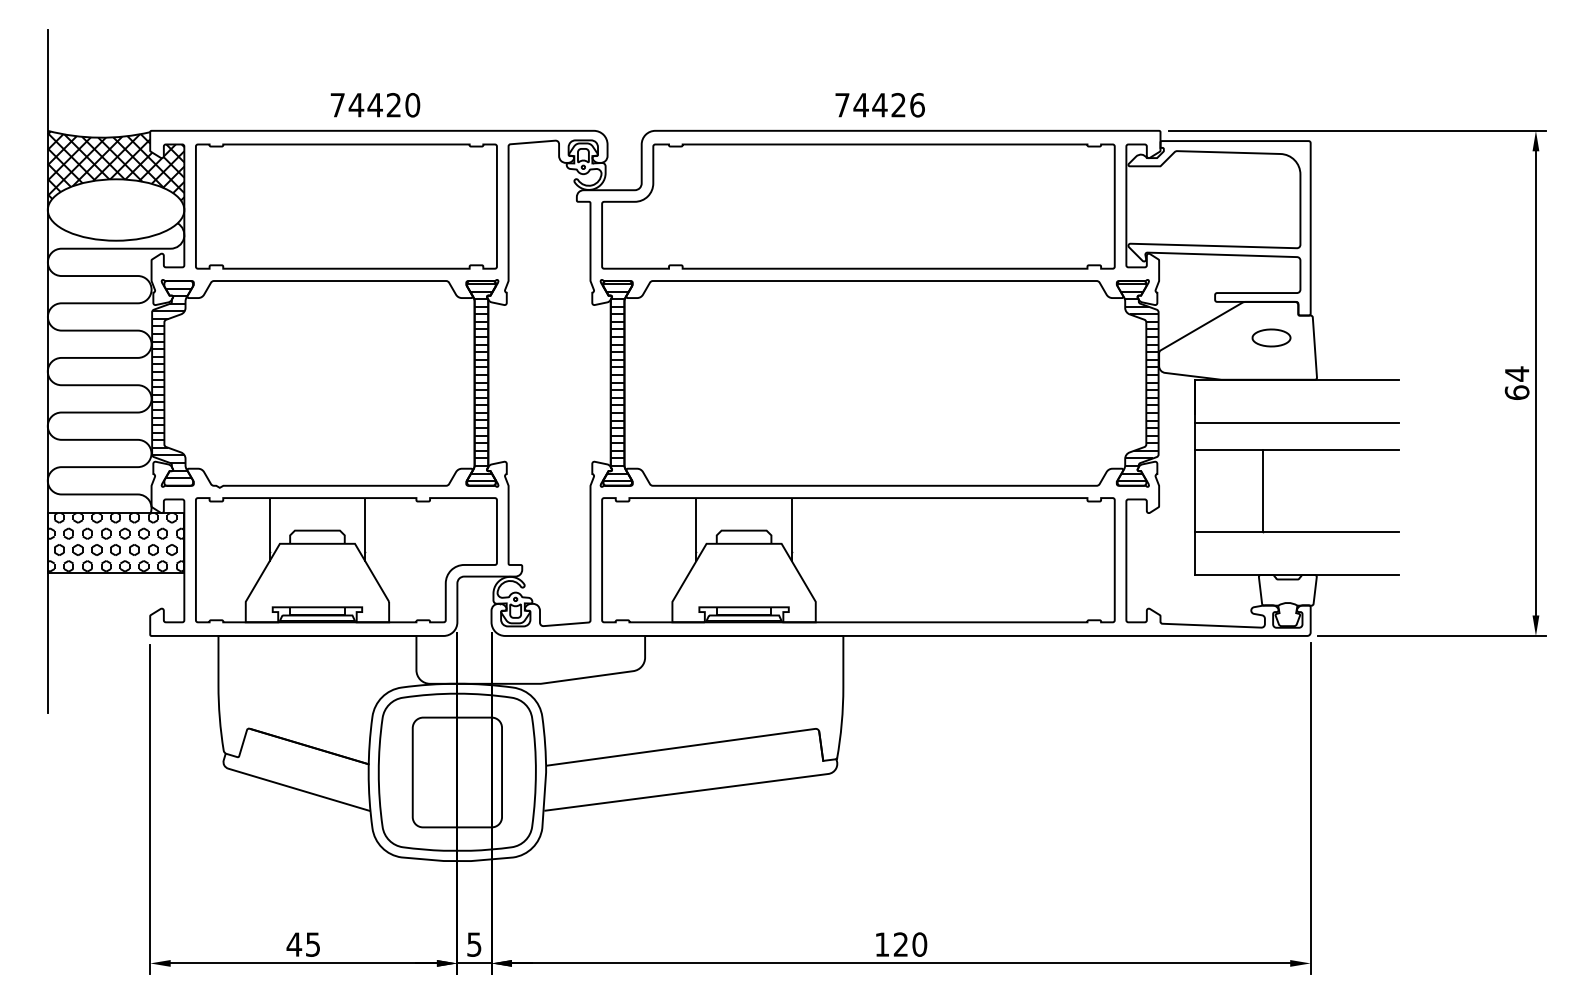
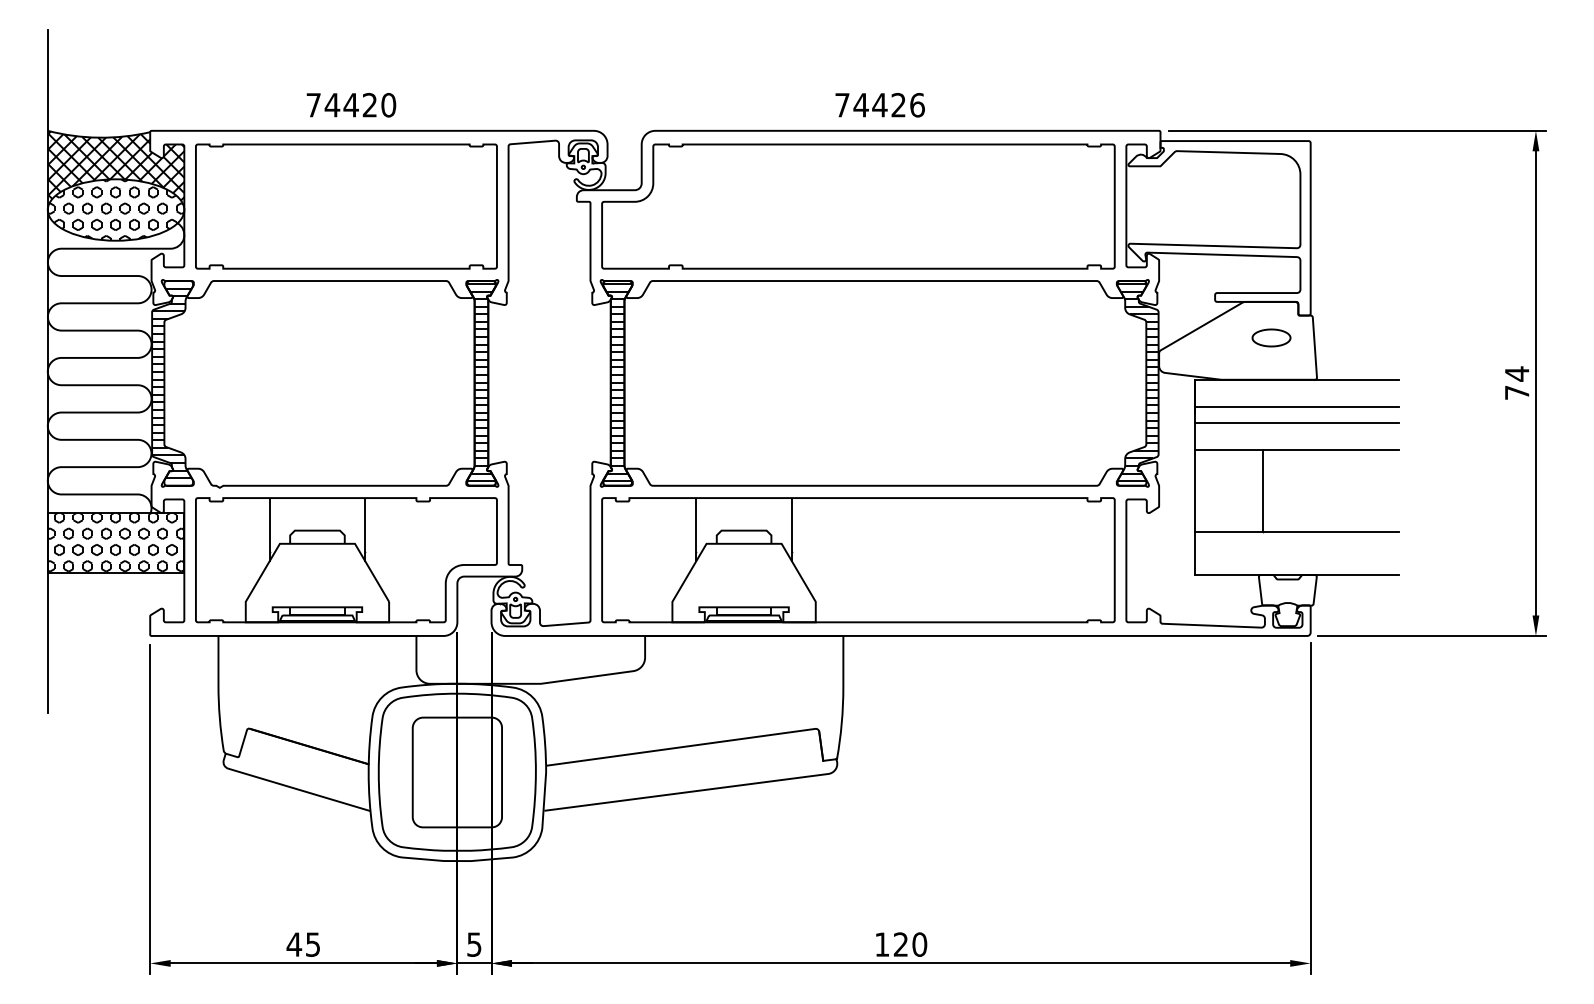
text position: (375, 105) -> (351, 105) (351, 105)
hatch: none -> present (116, 209)
text: 64 -> 74 (1516, 392)
line: none -> present (1296, 407)
